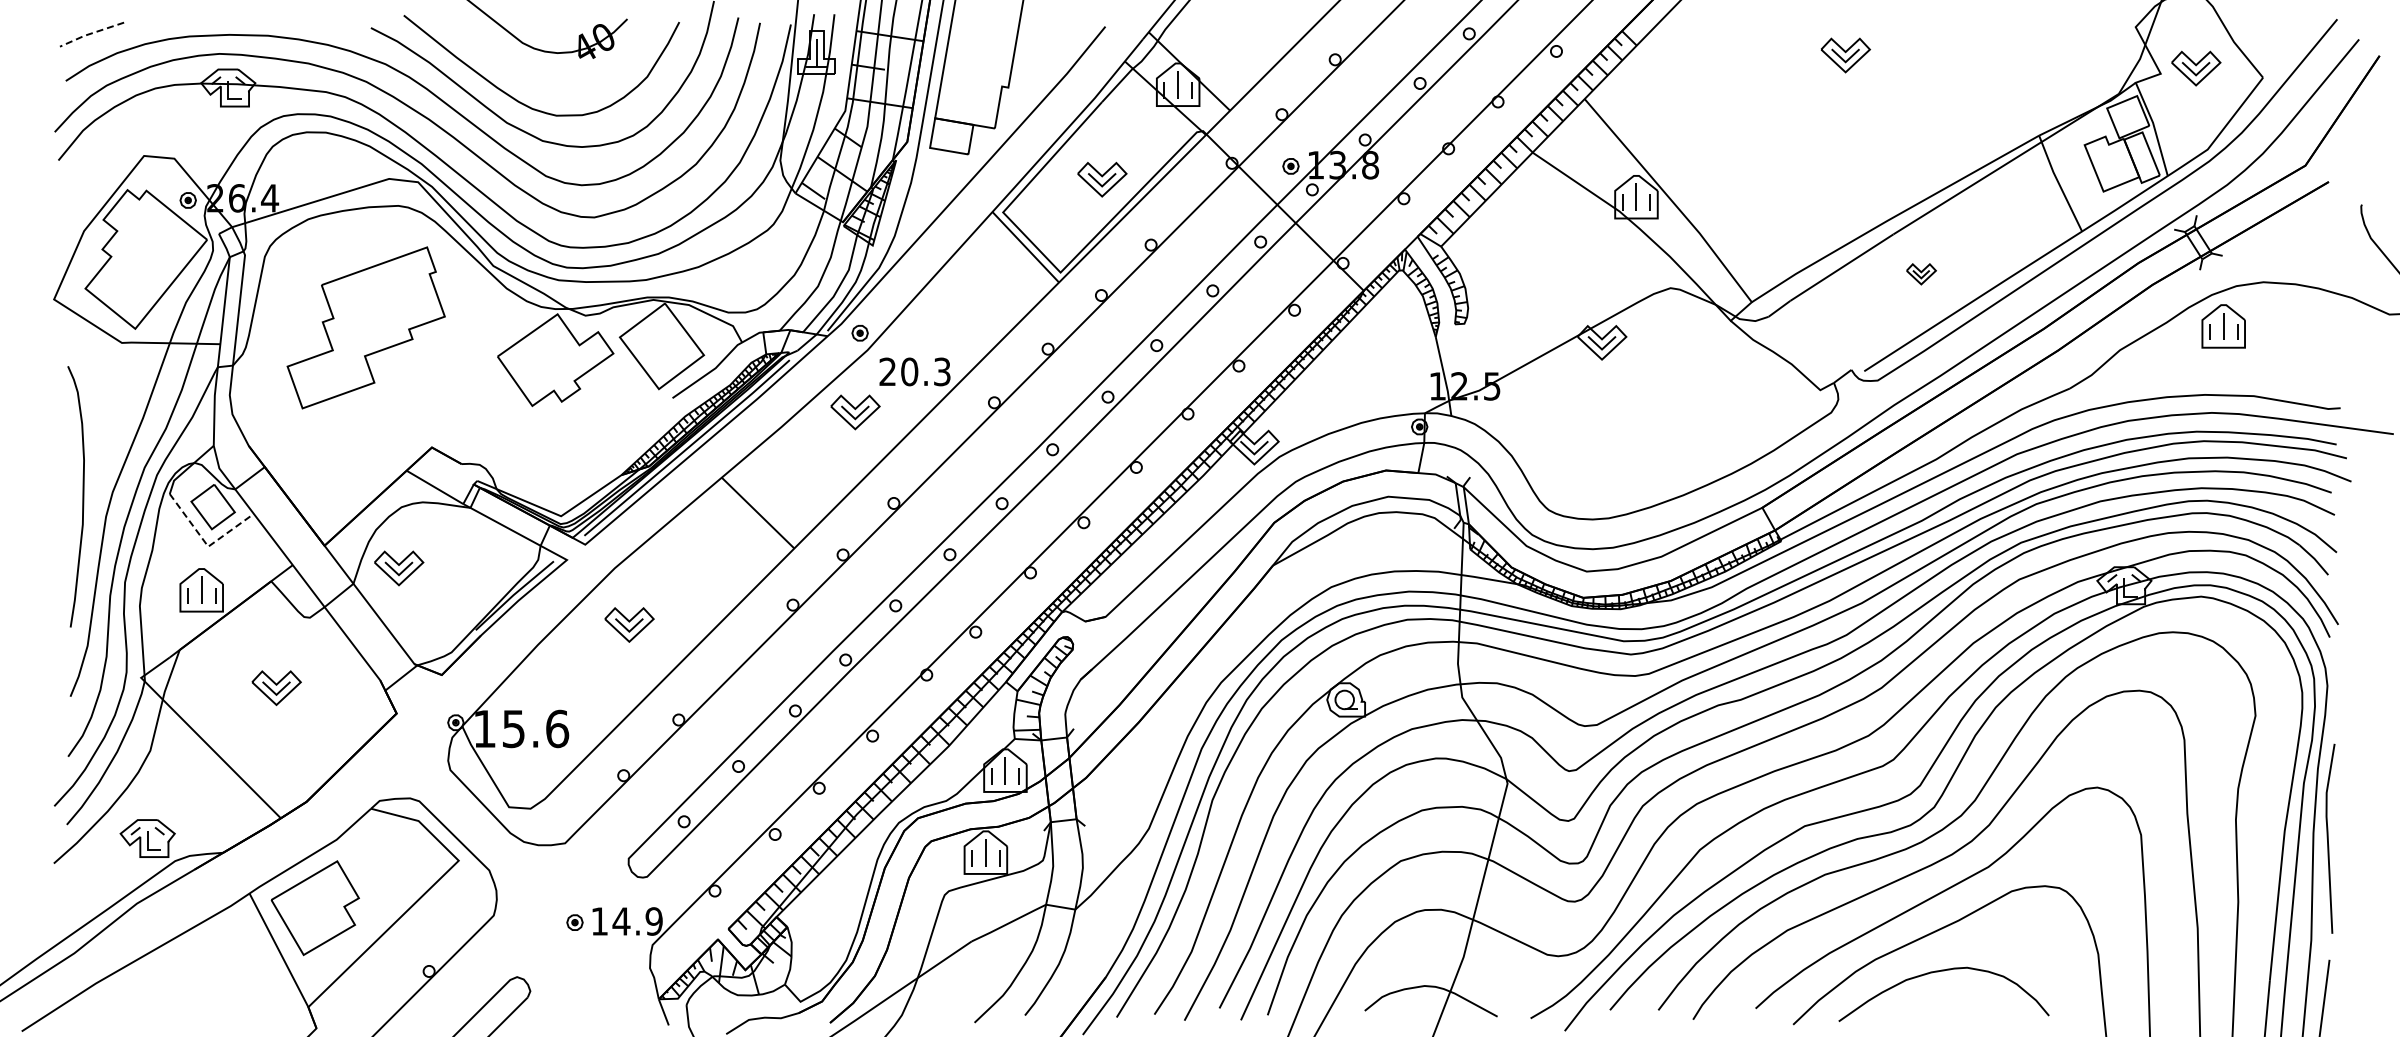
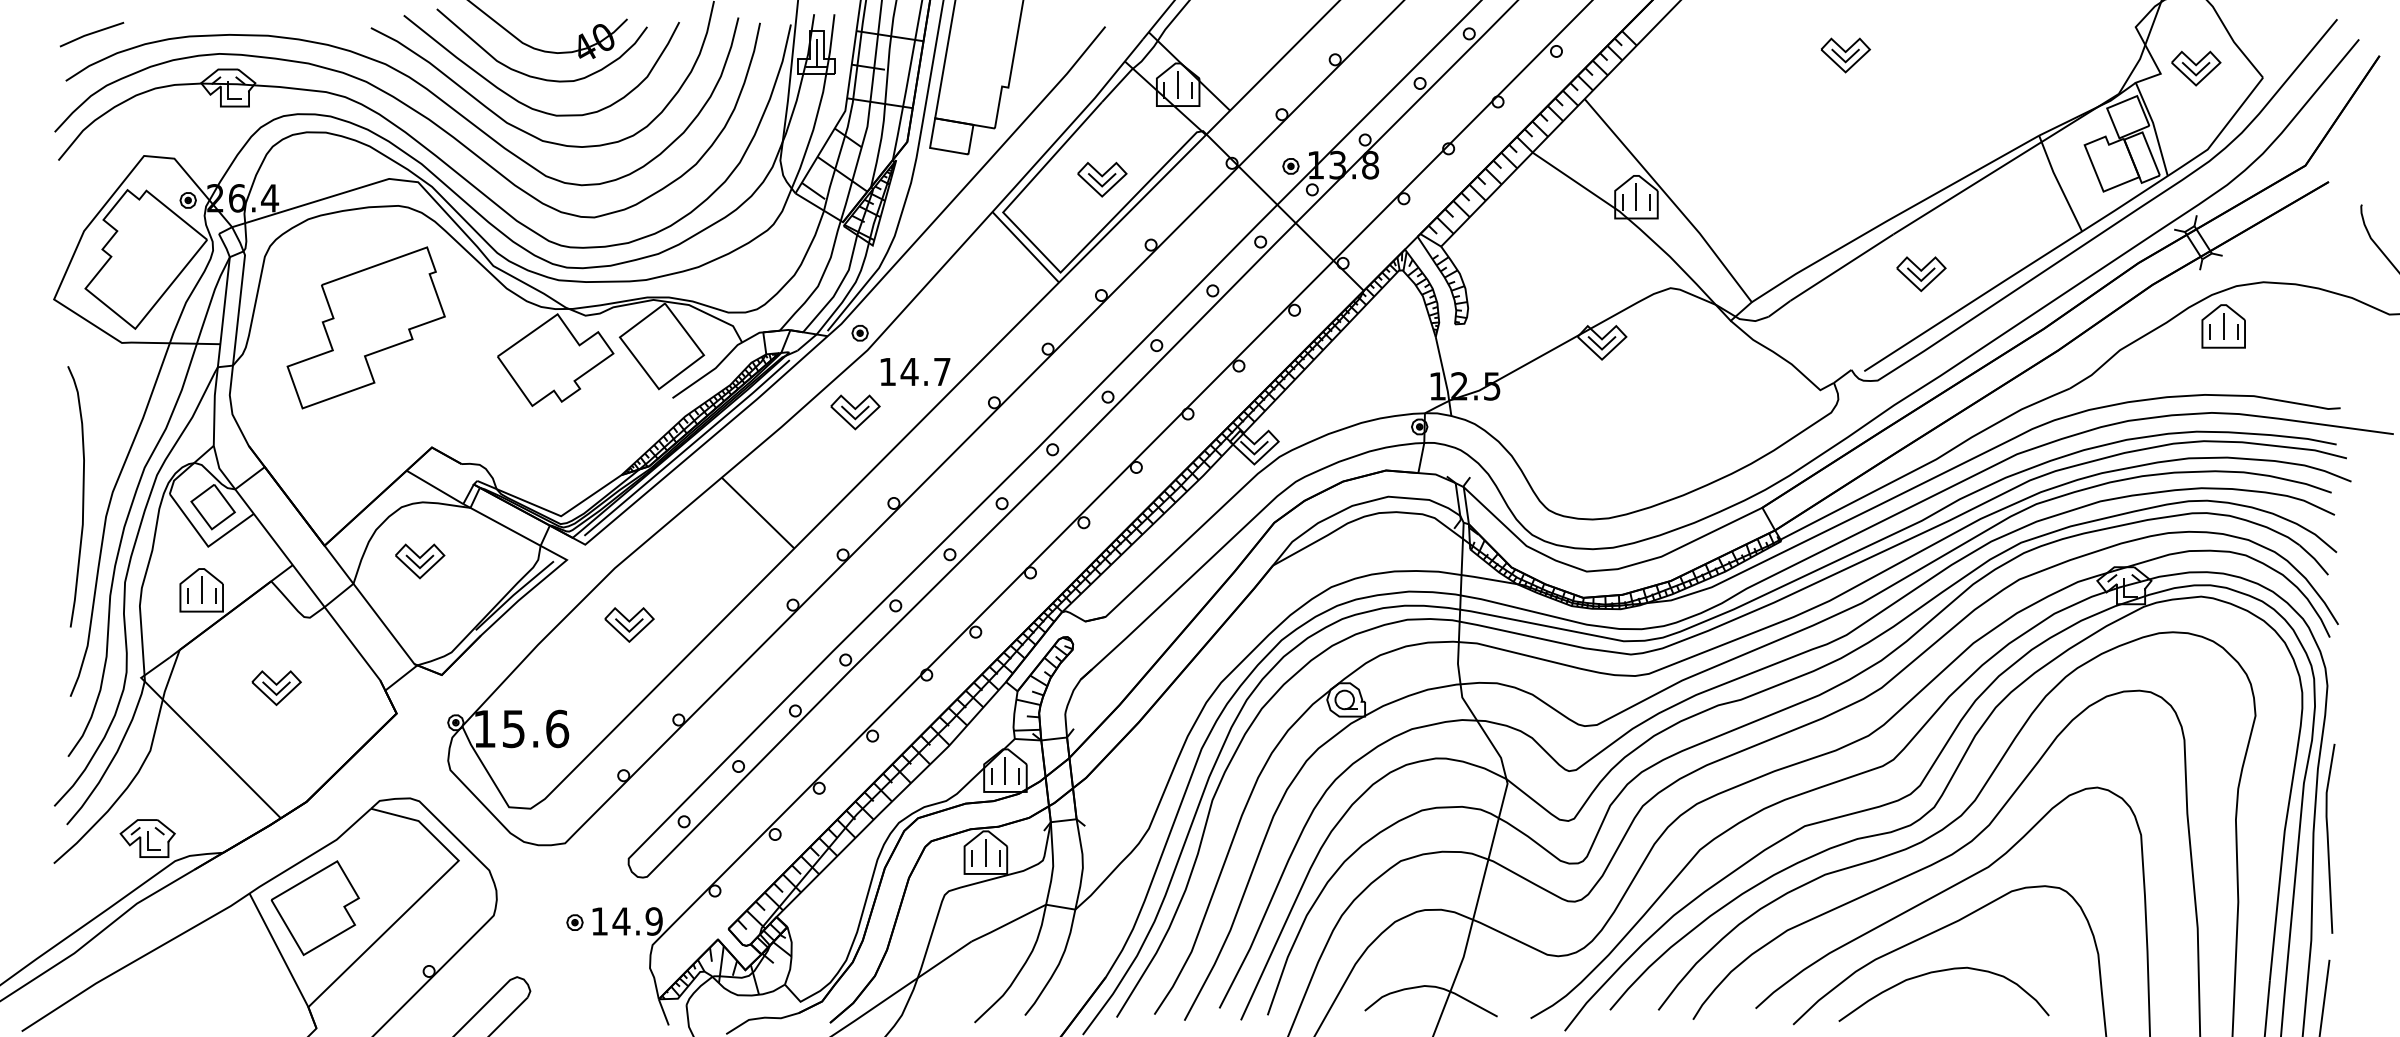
line: dashed -> solid (90, 33)
curve: none -> present (535, 76)
part size: 31x23 px -> 51x37 px (1921, 274)
text: 20.3 -> 14.7 (914, 371)
line: dashed -> solid (205, 543)
part position: (399, 568) -> (420, 561) (420, 561)
